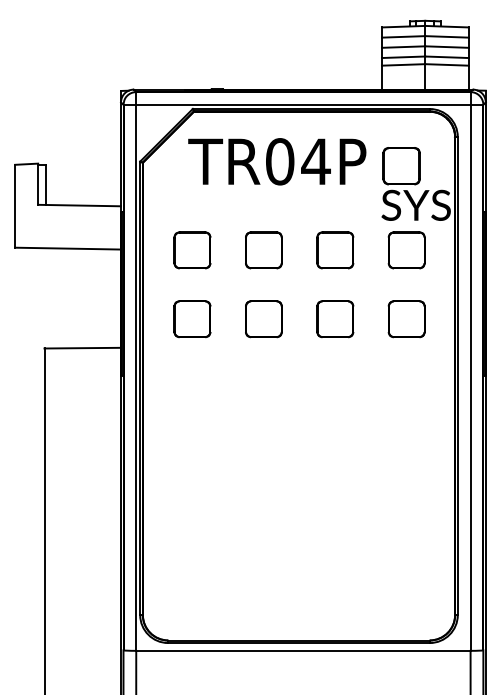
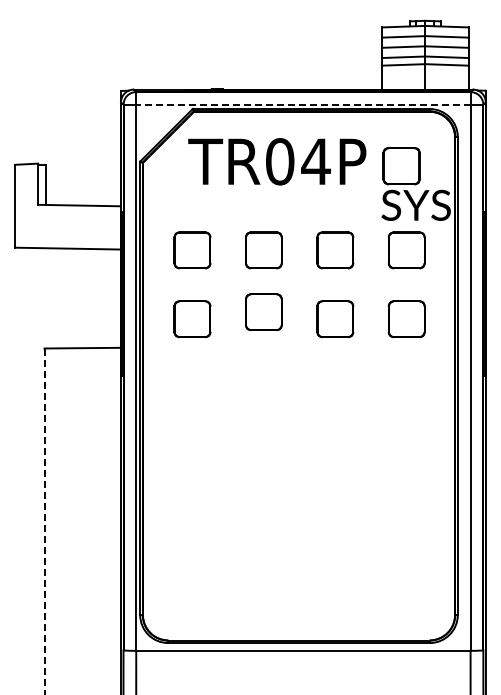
line: solid -> dashed (302, 104)
part position: (263, 319) -> (263, 312) (263, 312)
line: solid -> dashed (44, 521)
